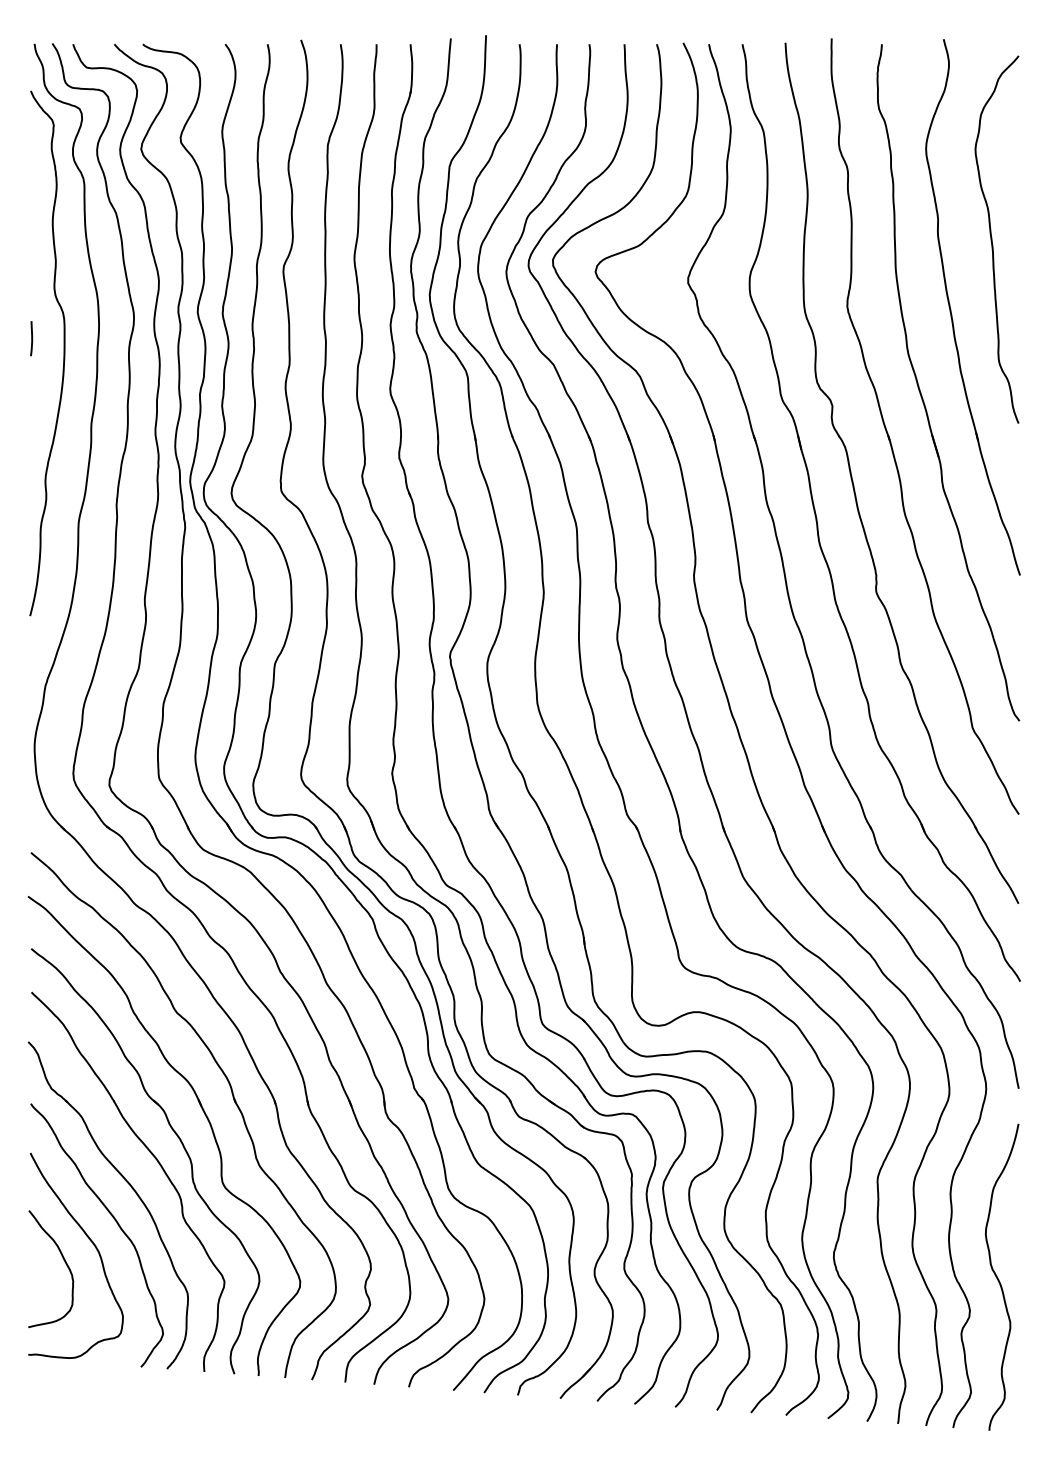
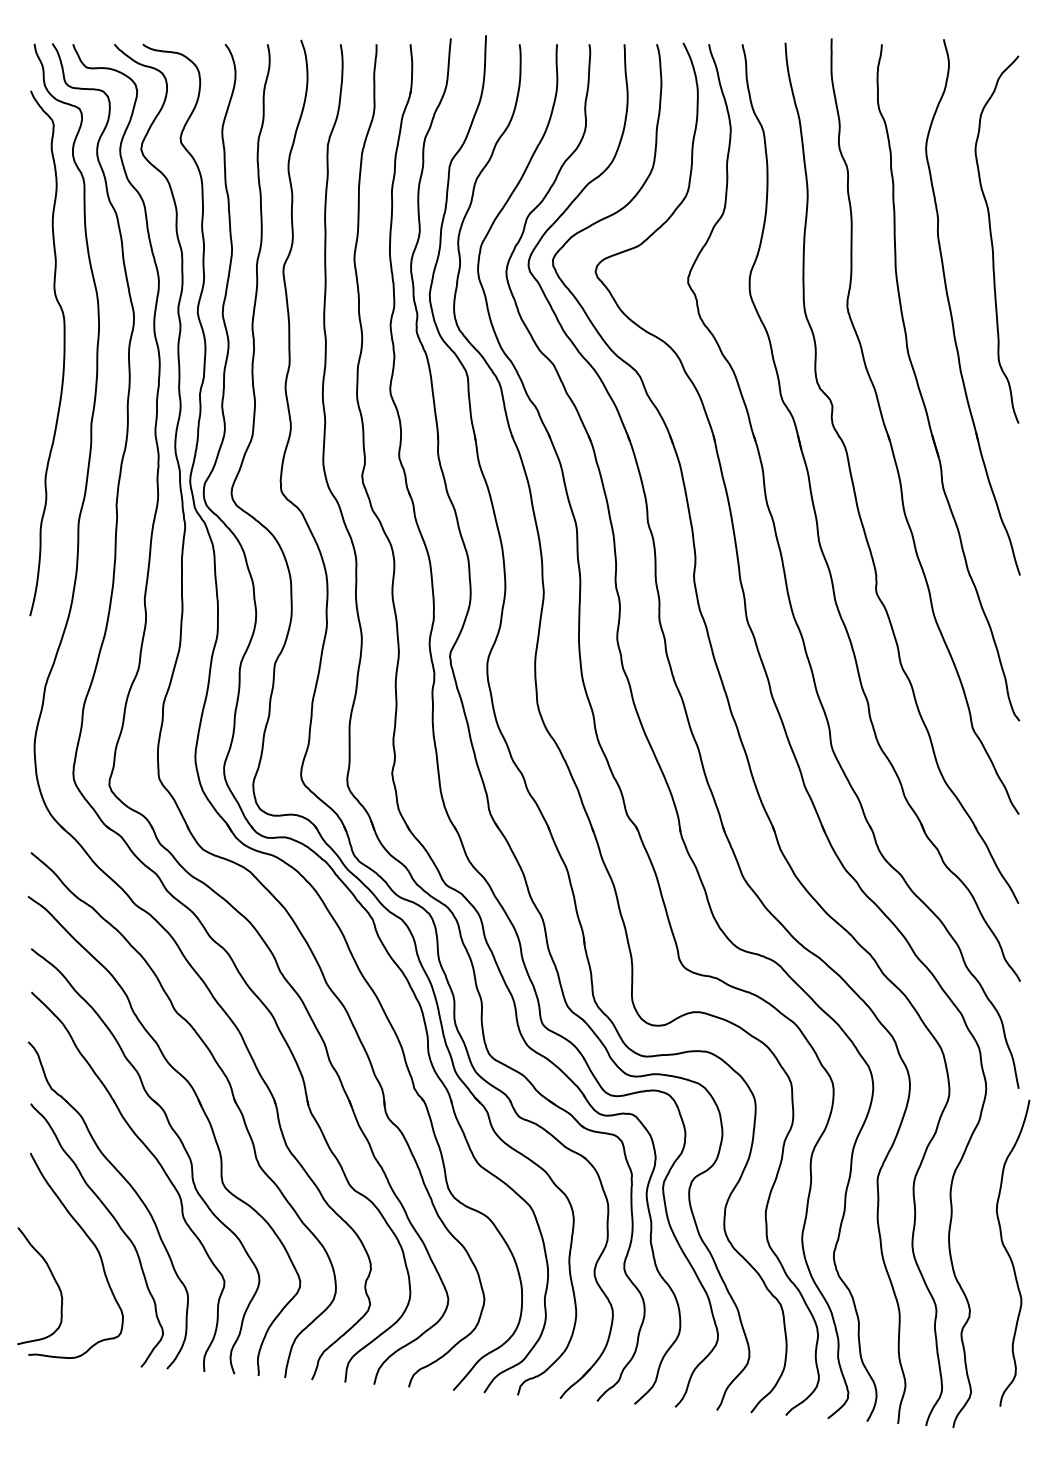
line: present -> none (31, 338)
curve position: (64, 1262) -> (53, 1279) (53, 1279)
curve position: (998, 1277) -> (1009, 1253) (1009, 1253)
